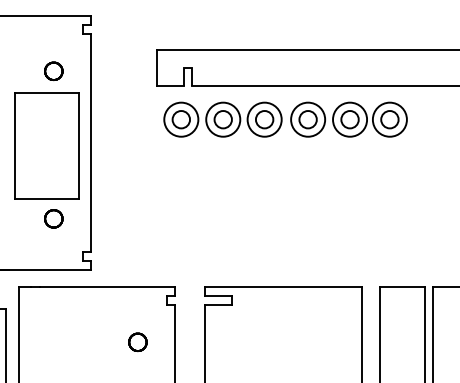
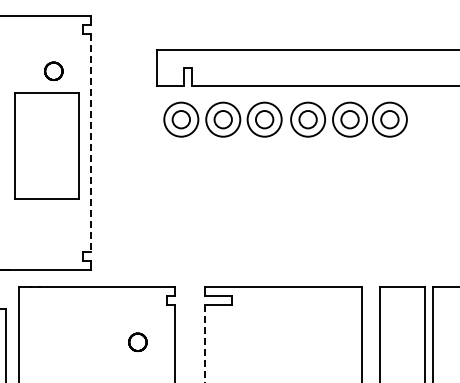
line: solid -> dashed (91, 143)
part: present -> none (53, 218)
line: solid -> dashed (204, 343)
